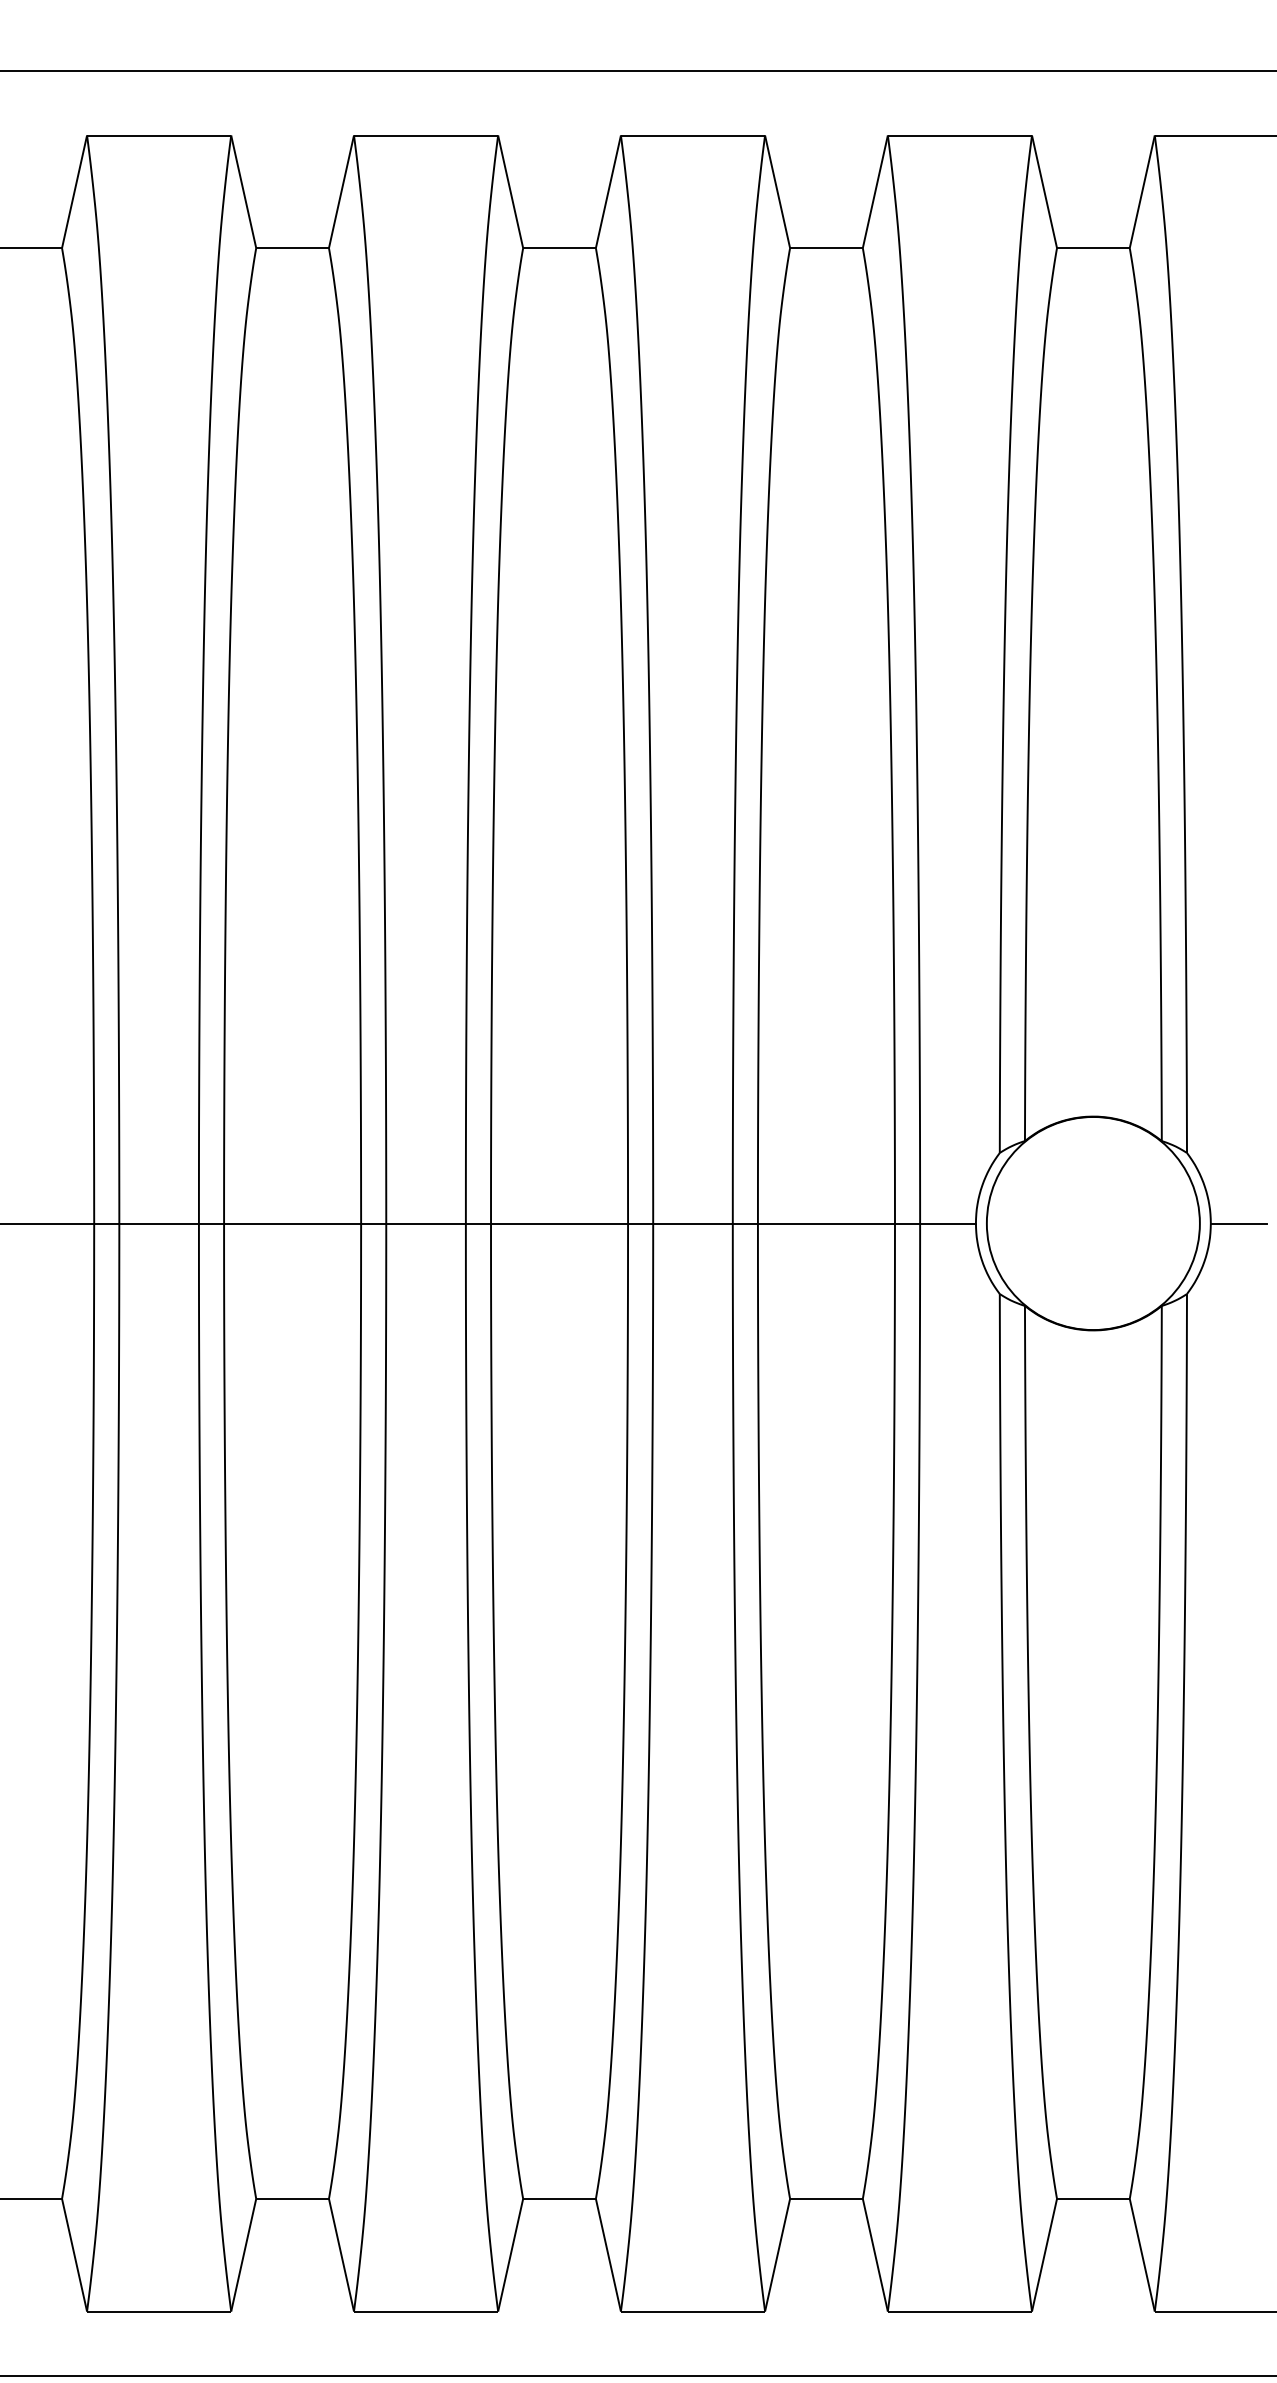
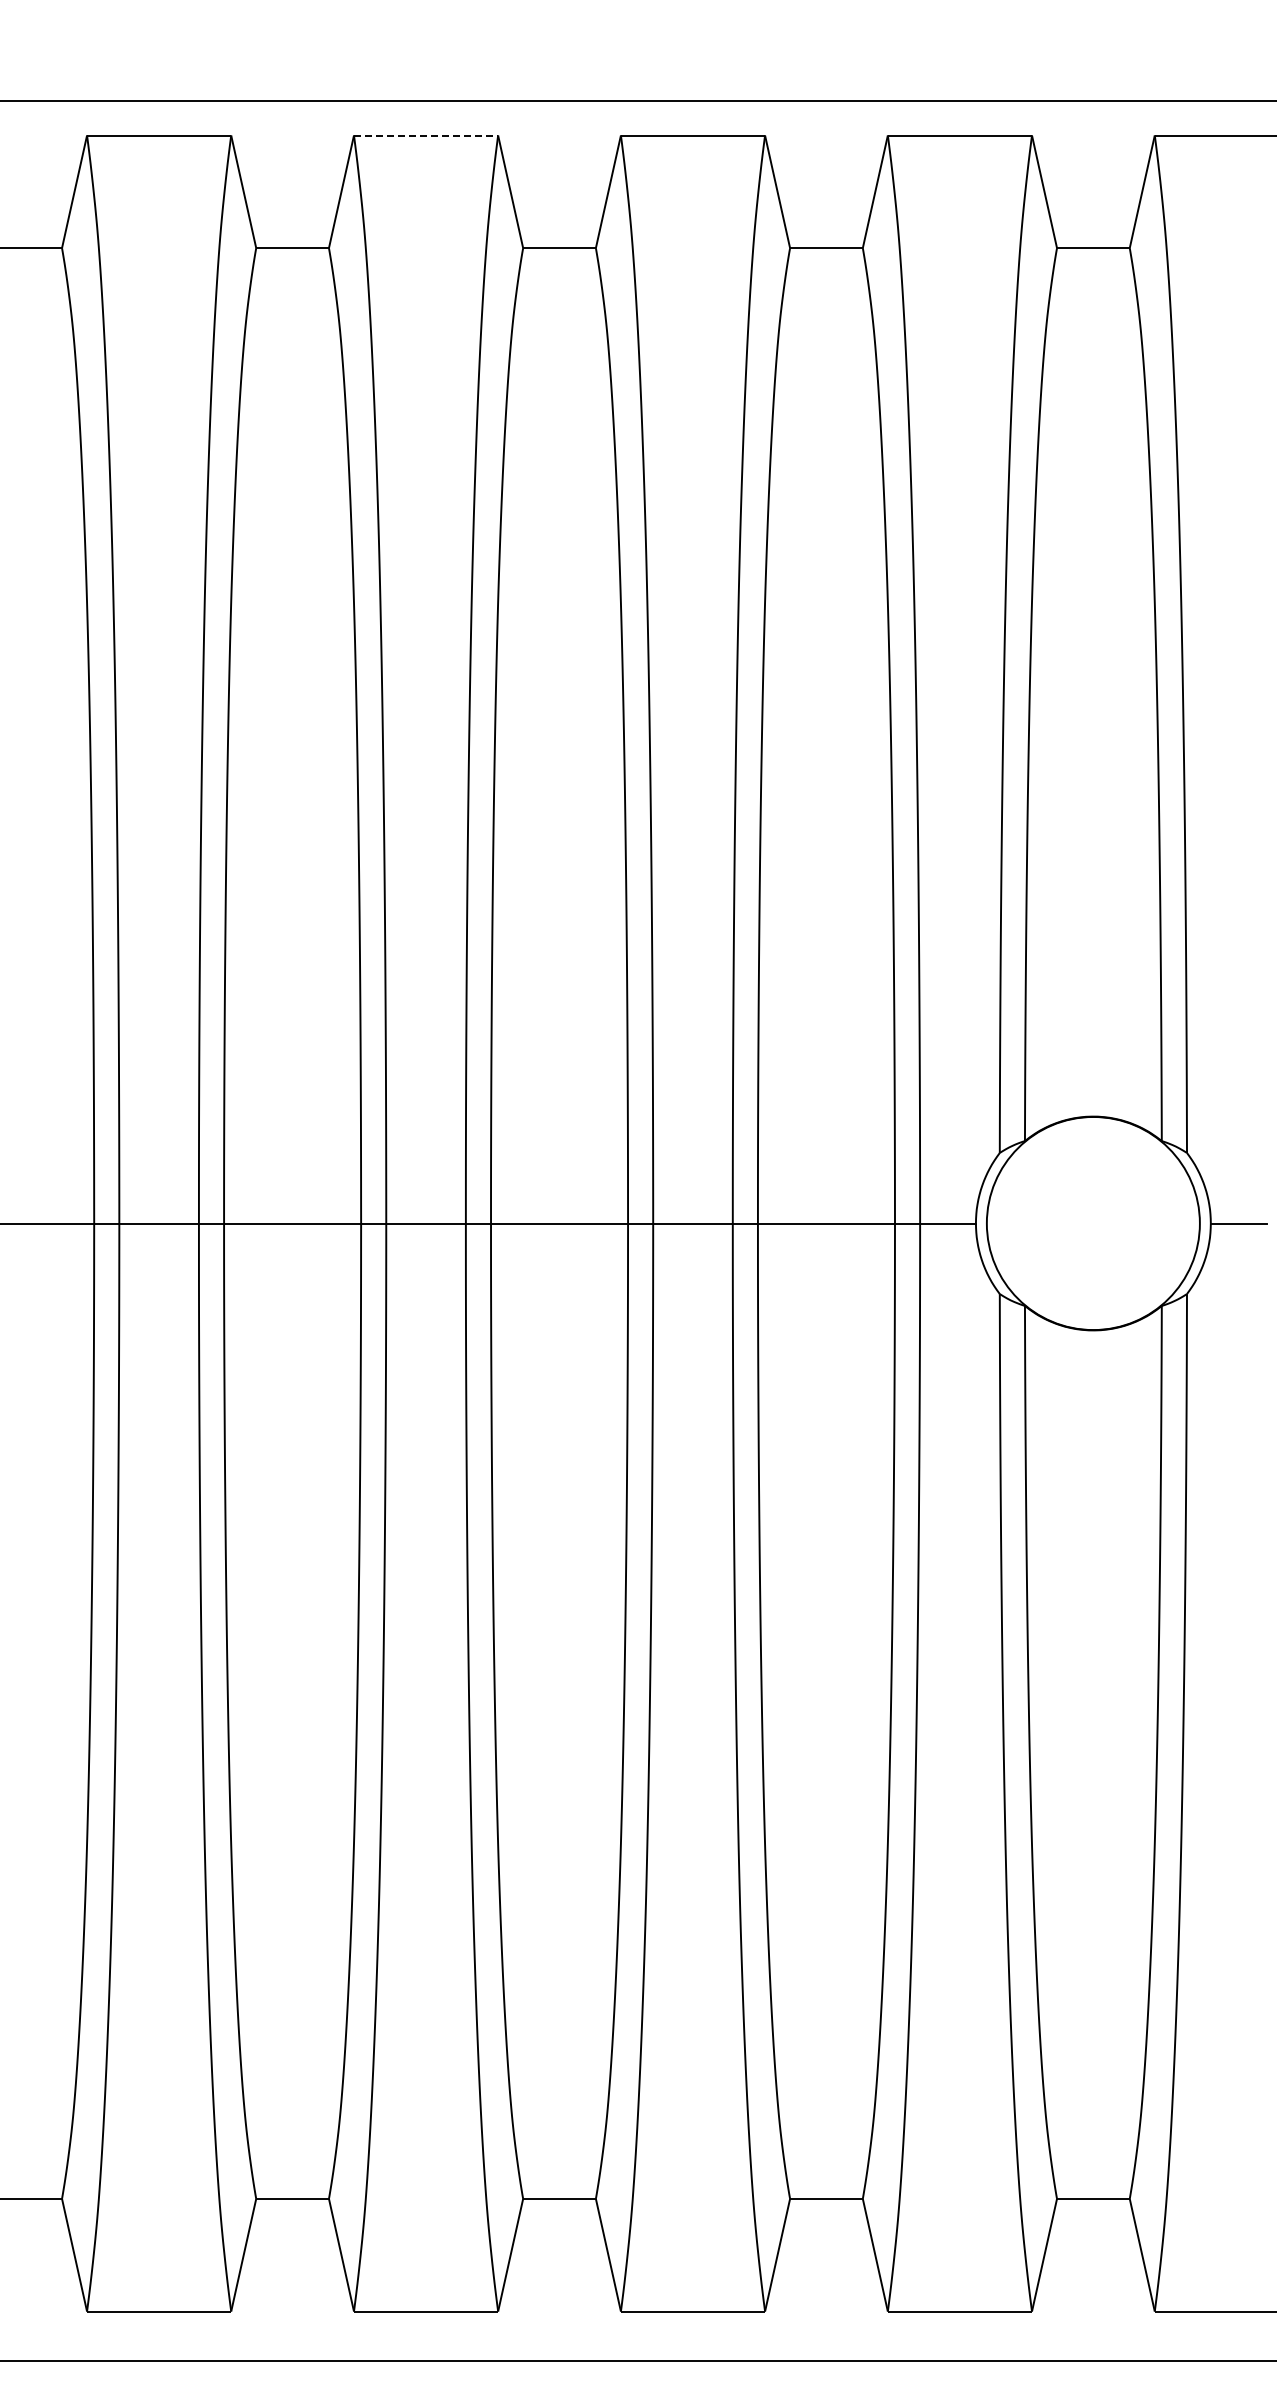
line position: (637, 71) -> (637, 101) (637, 101)
line: solid -> dashed (425, 135)
line position: (637, 2375) -> (637, 2360) (637, 2360)
